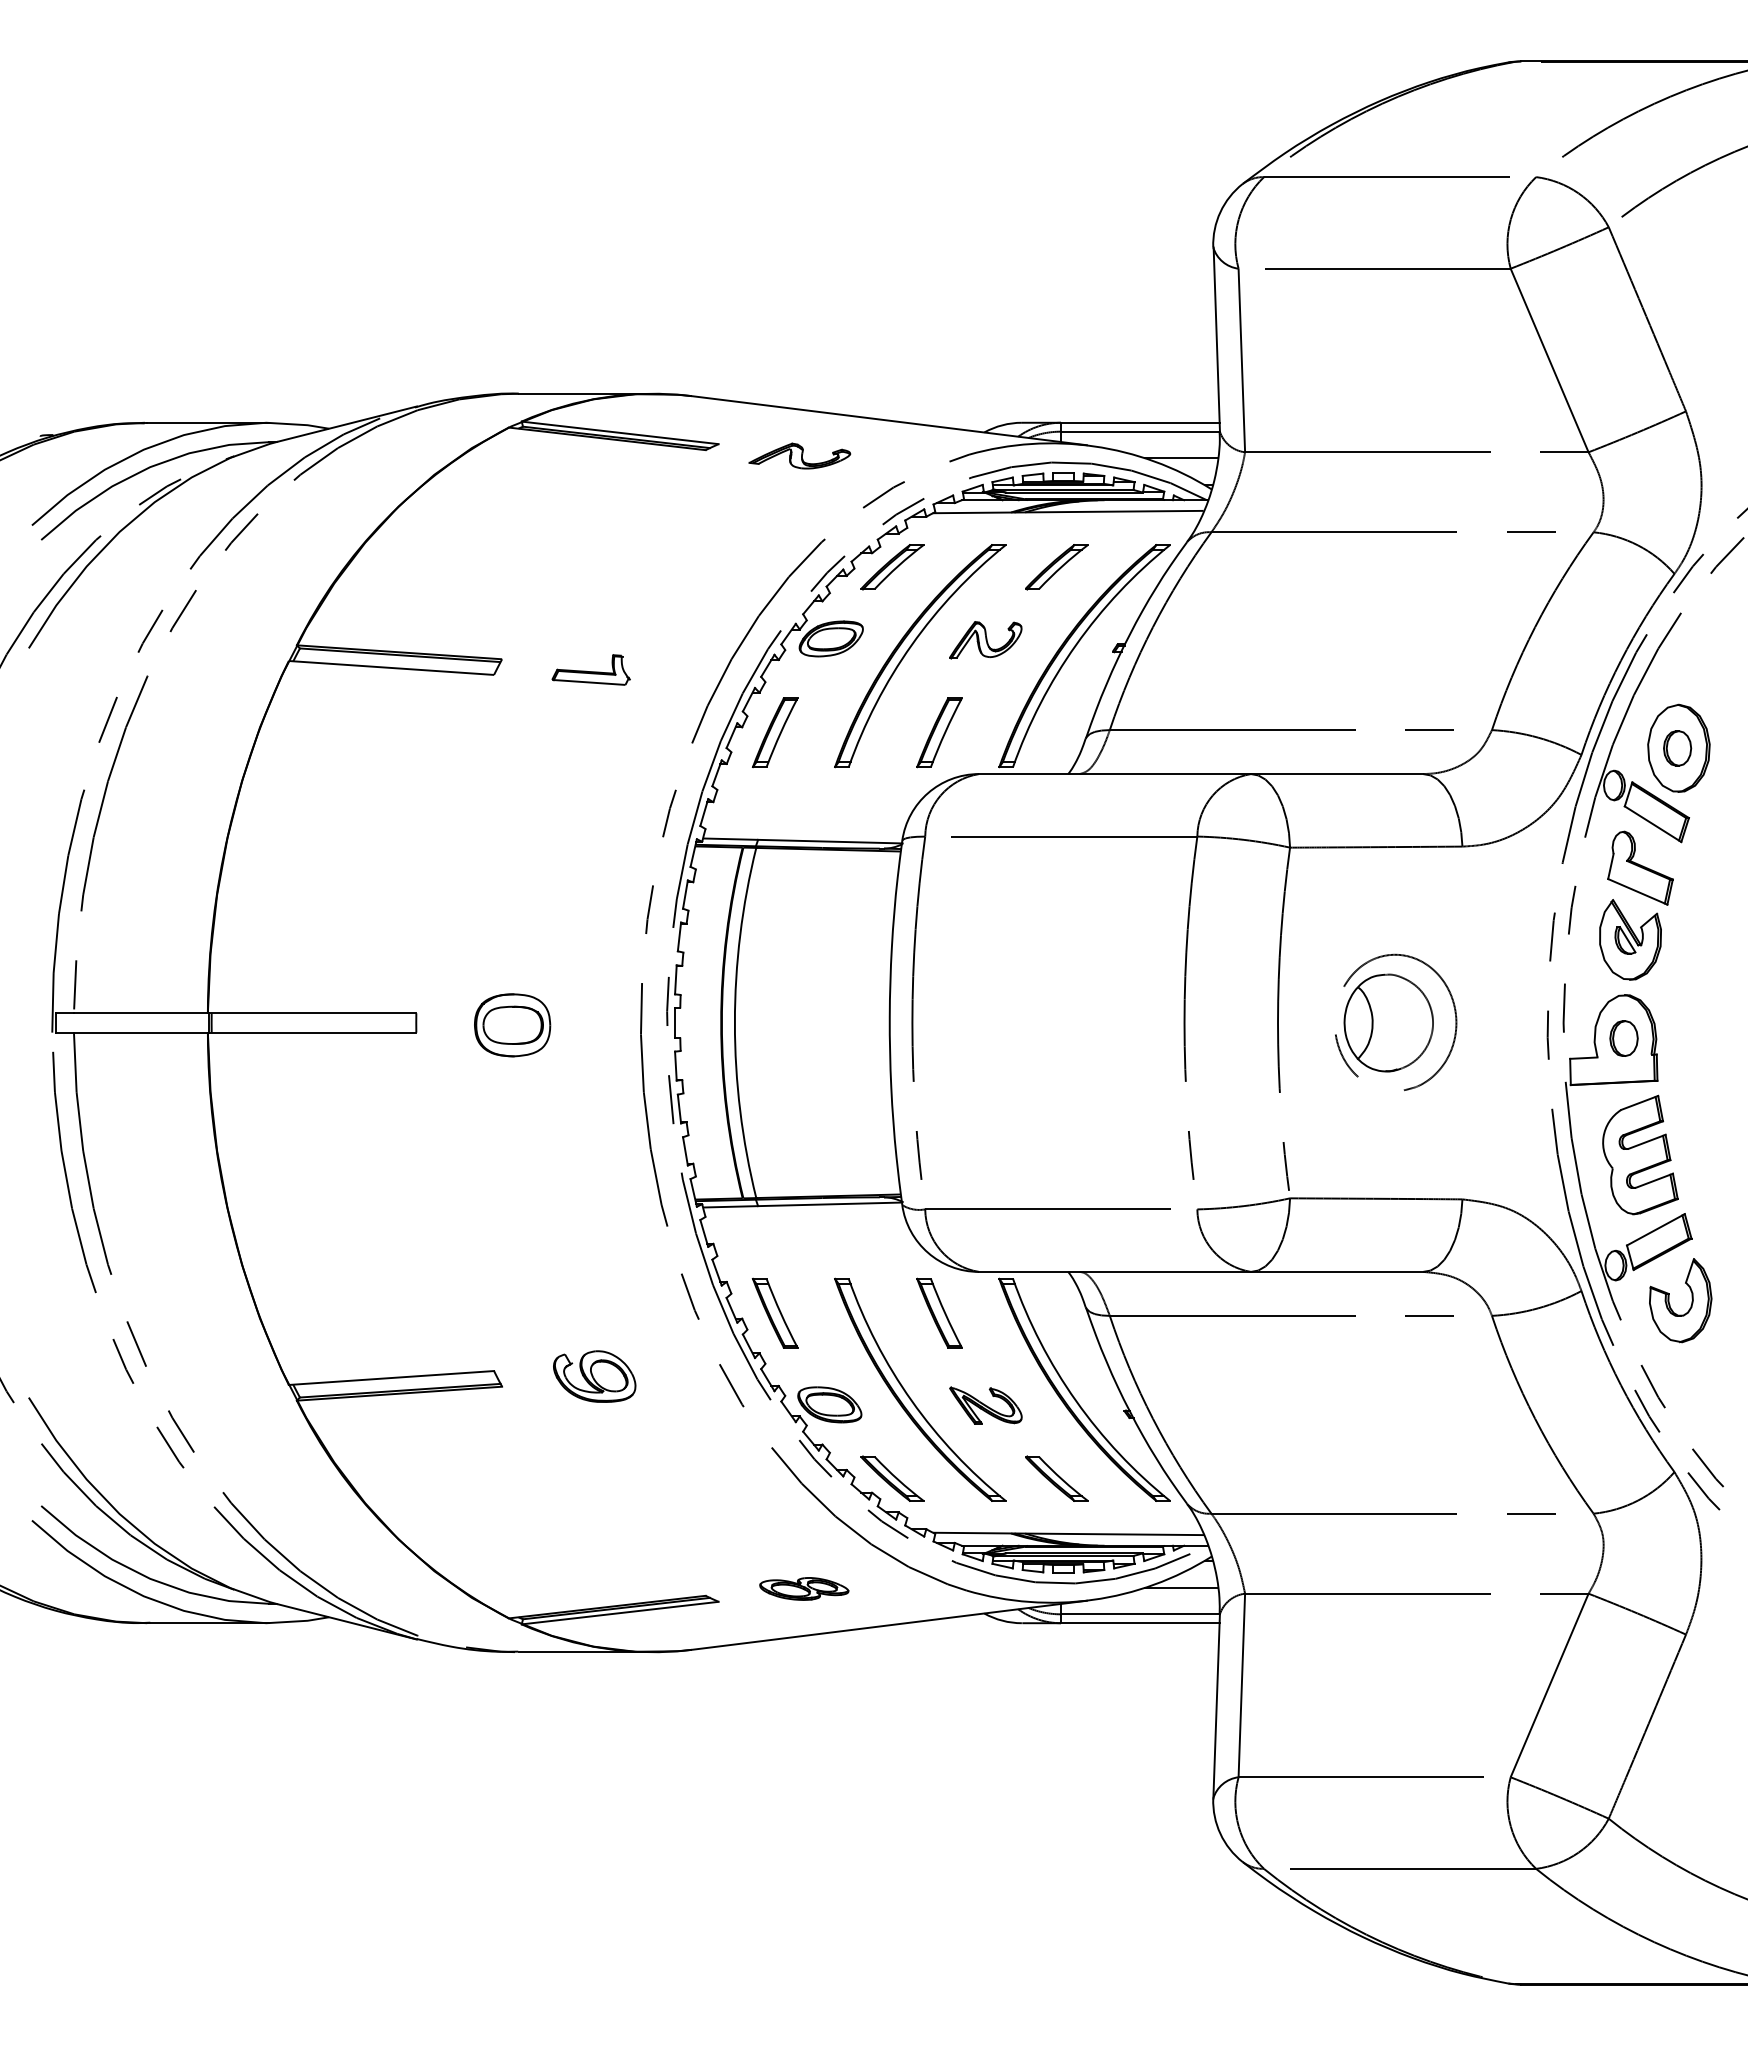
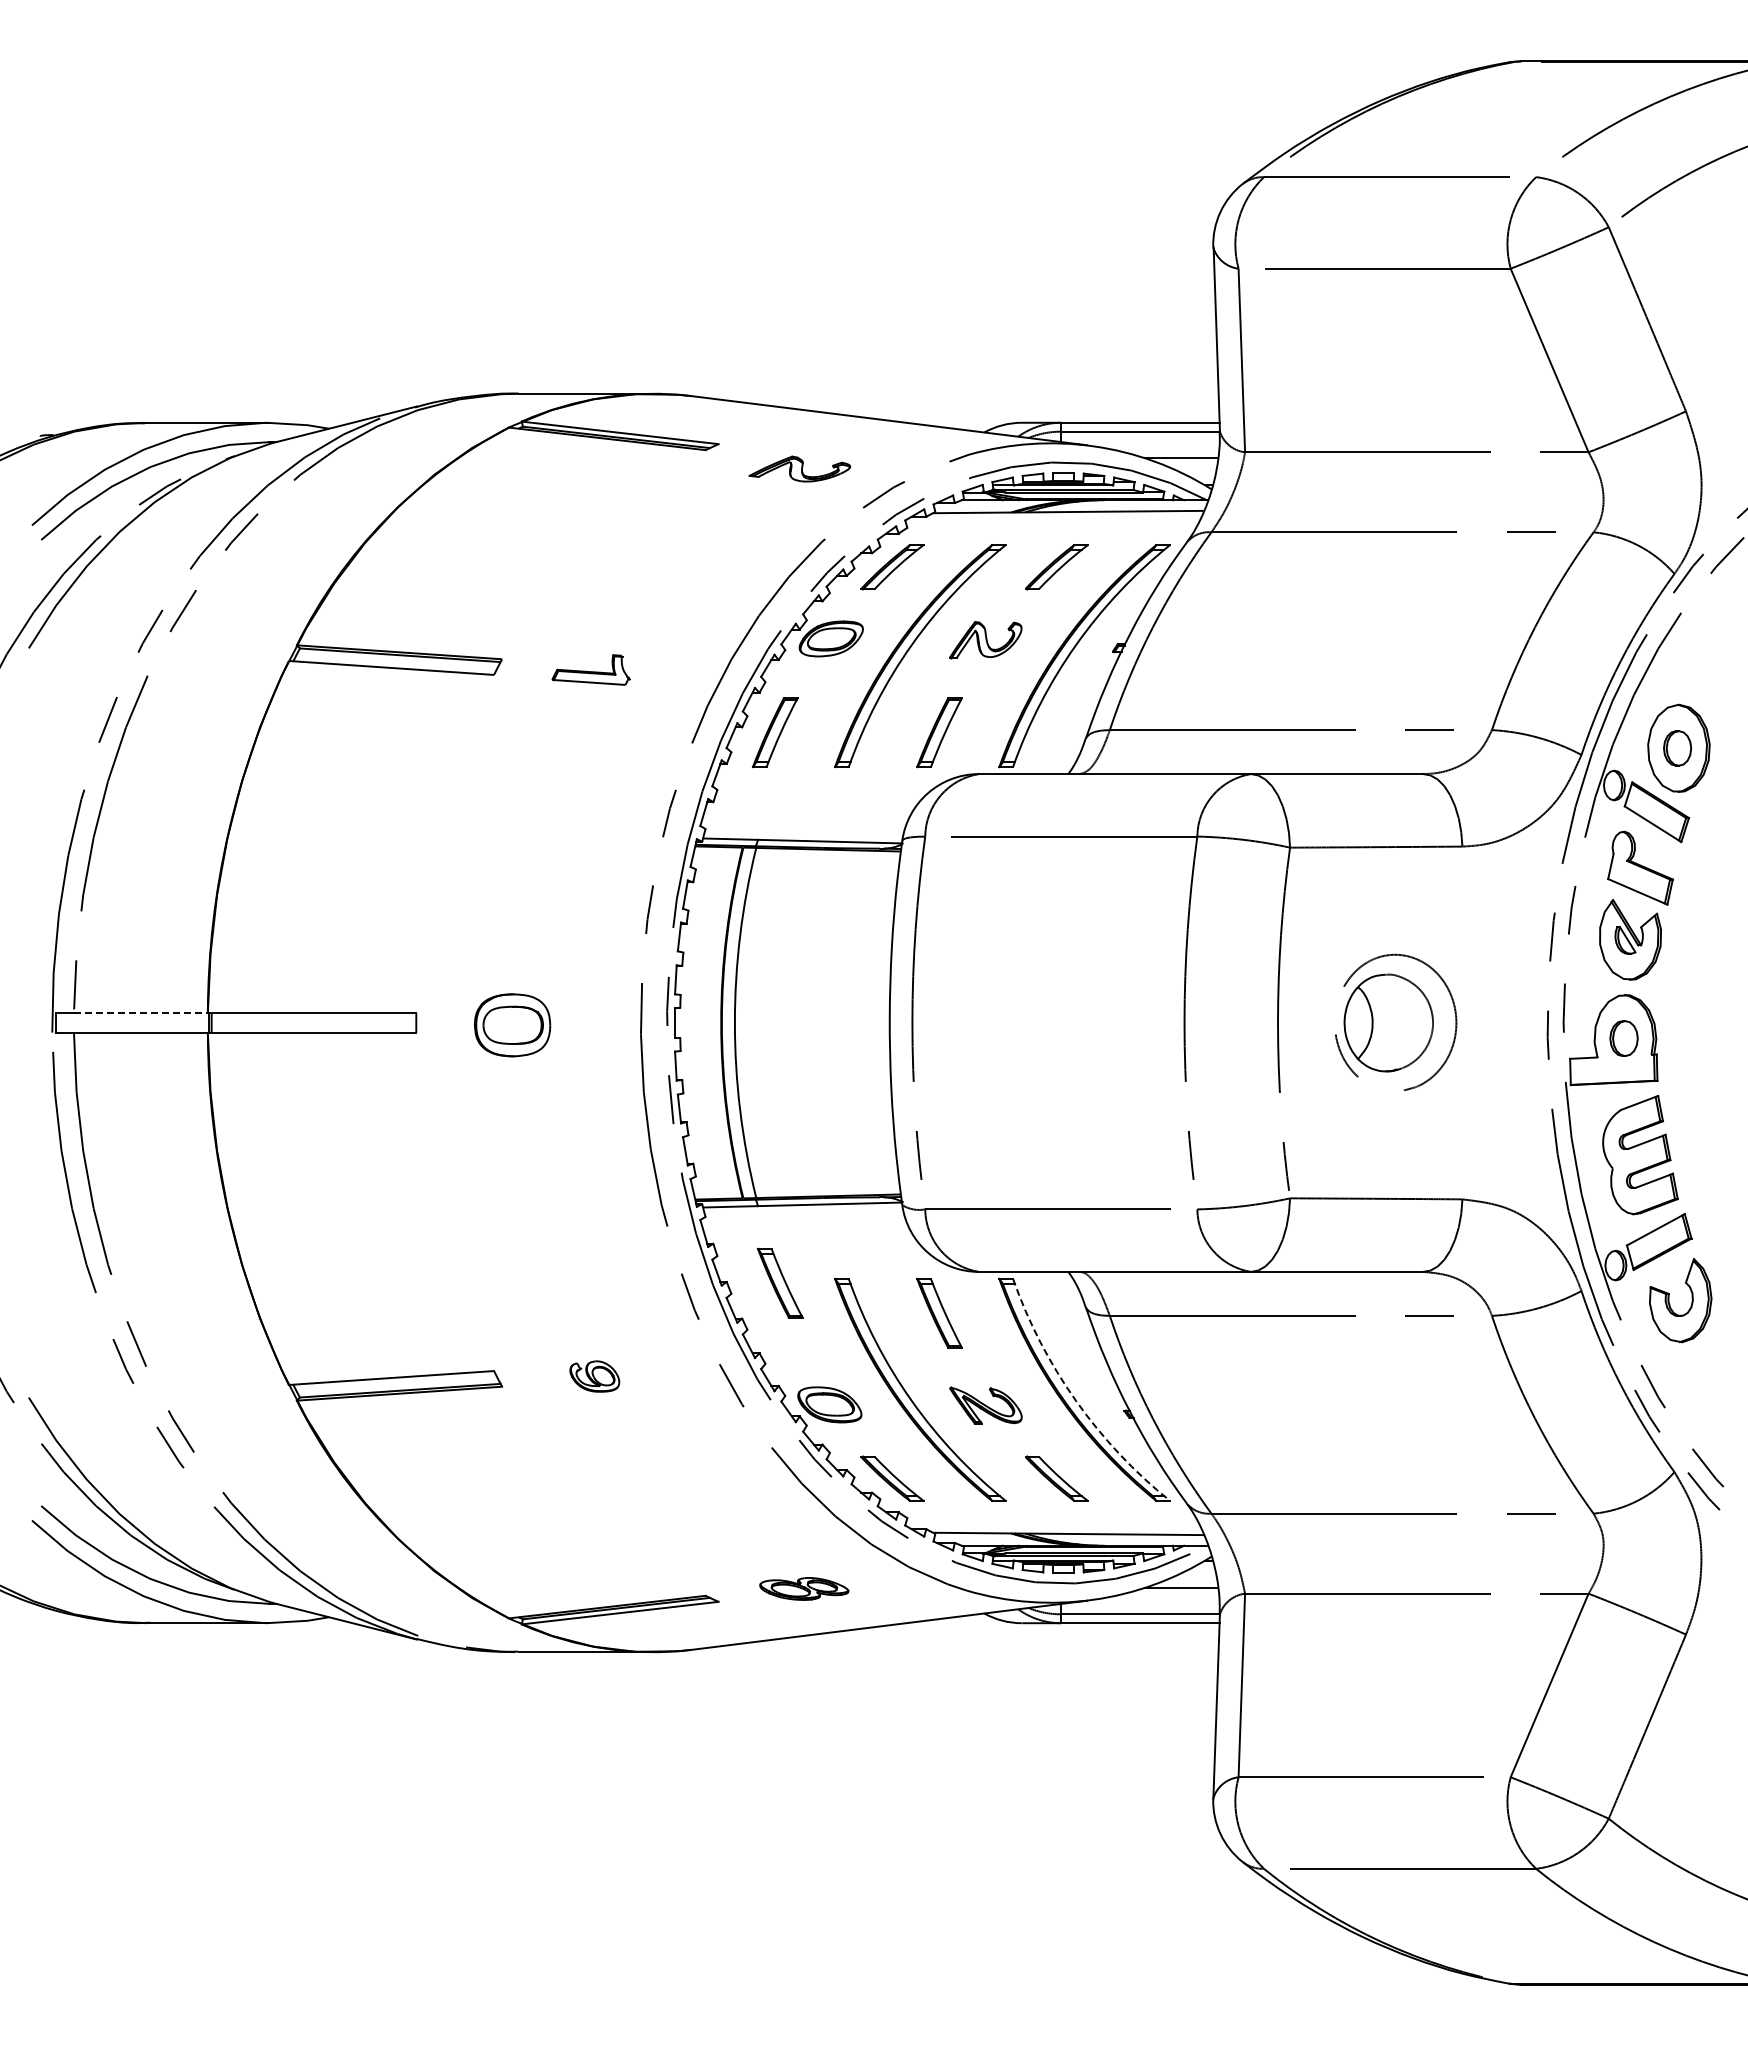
part position: (799, 455) -> (799, 468) (799, 468)
line: solid -> dashed (140, 1013)
part position: (774, 1312) -> (779, 1282) (779, 1282)
part size: 84x53 px -> 52x33 px (594, 1376)
arc: solid -> dashed (1076, 1400)
